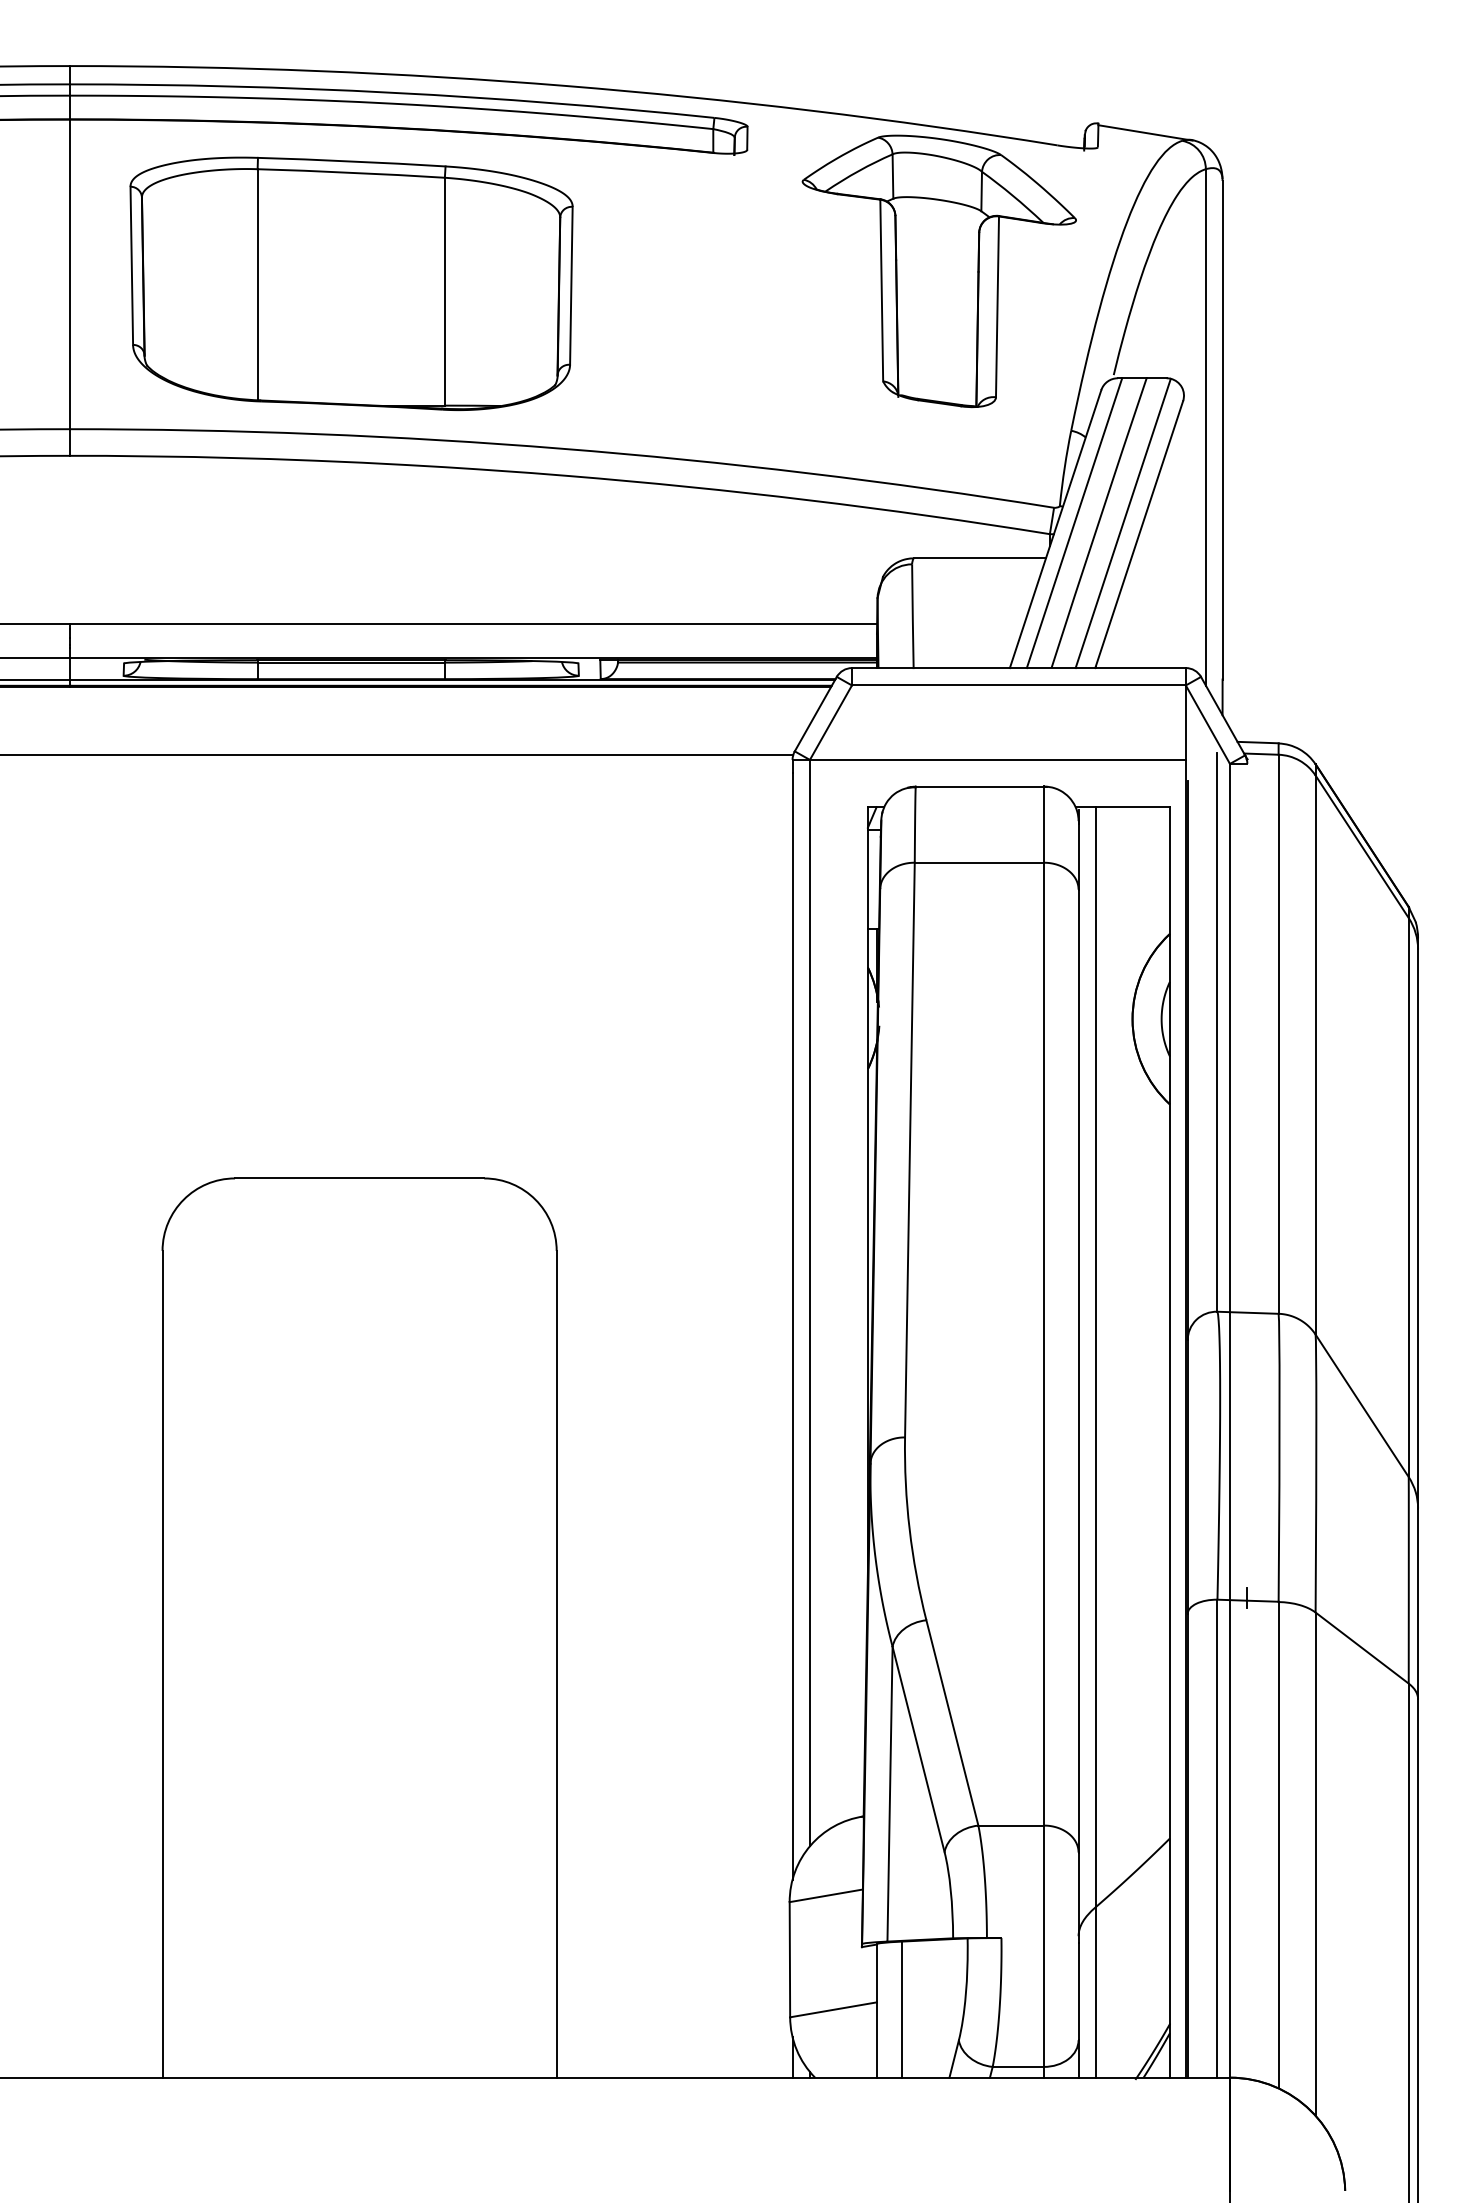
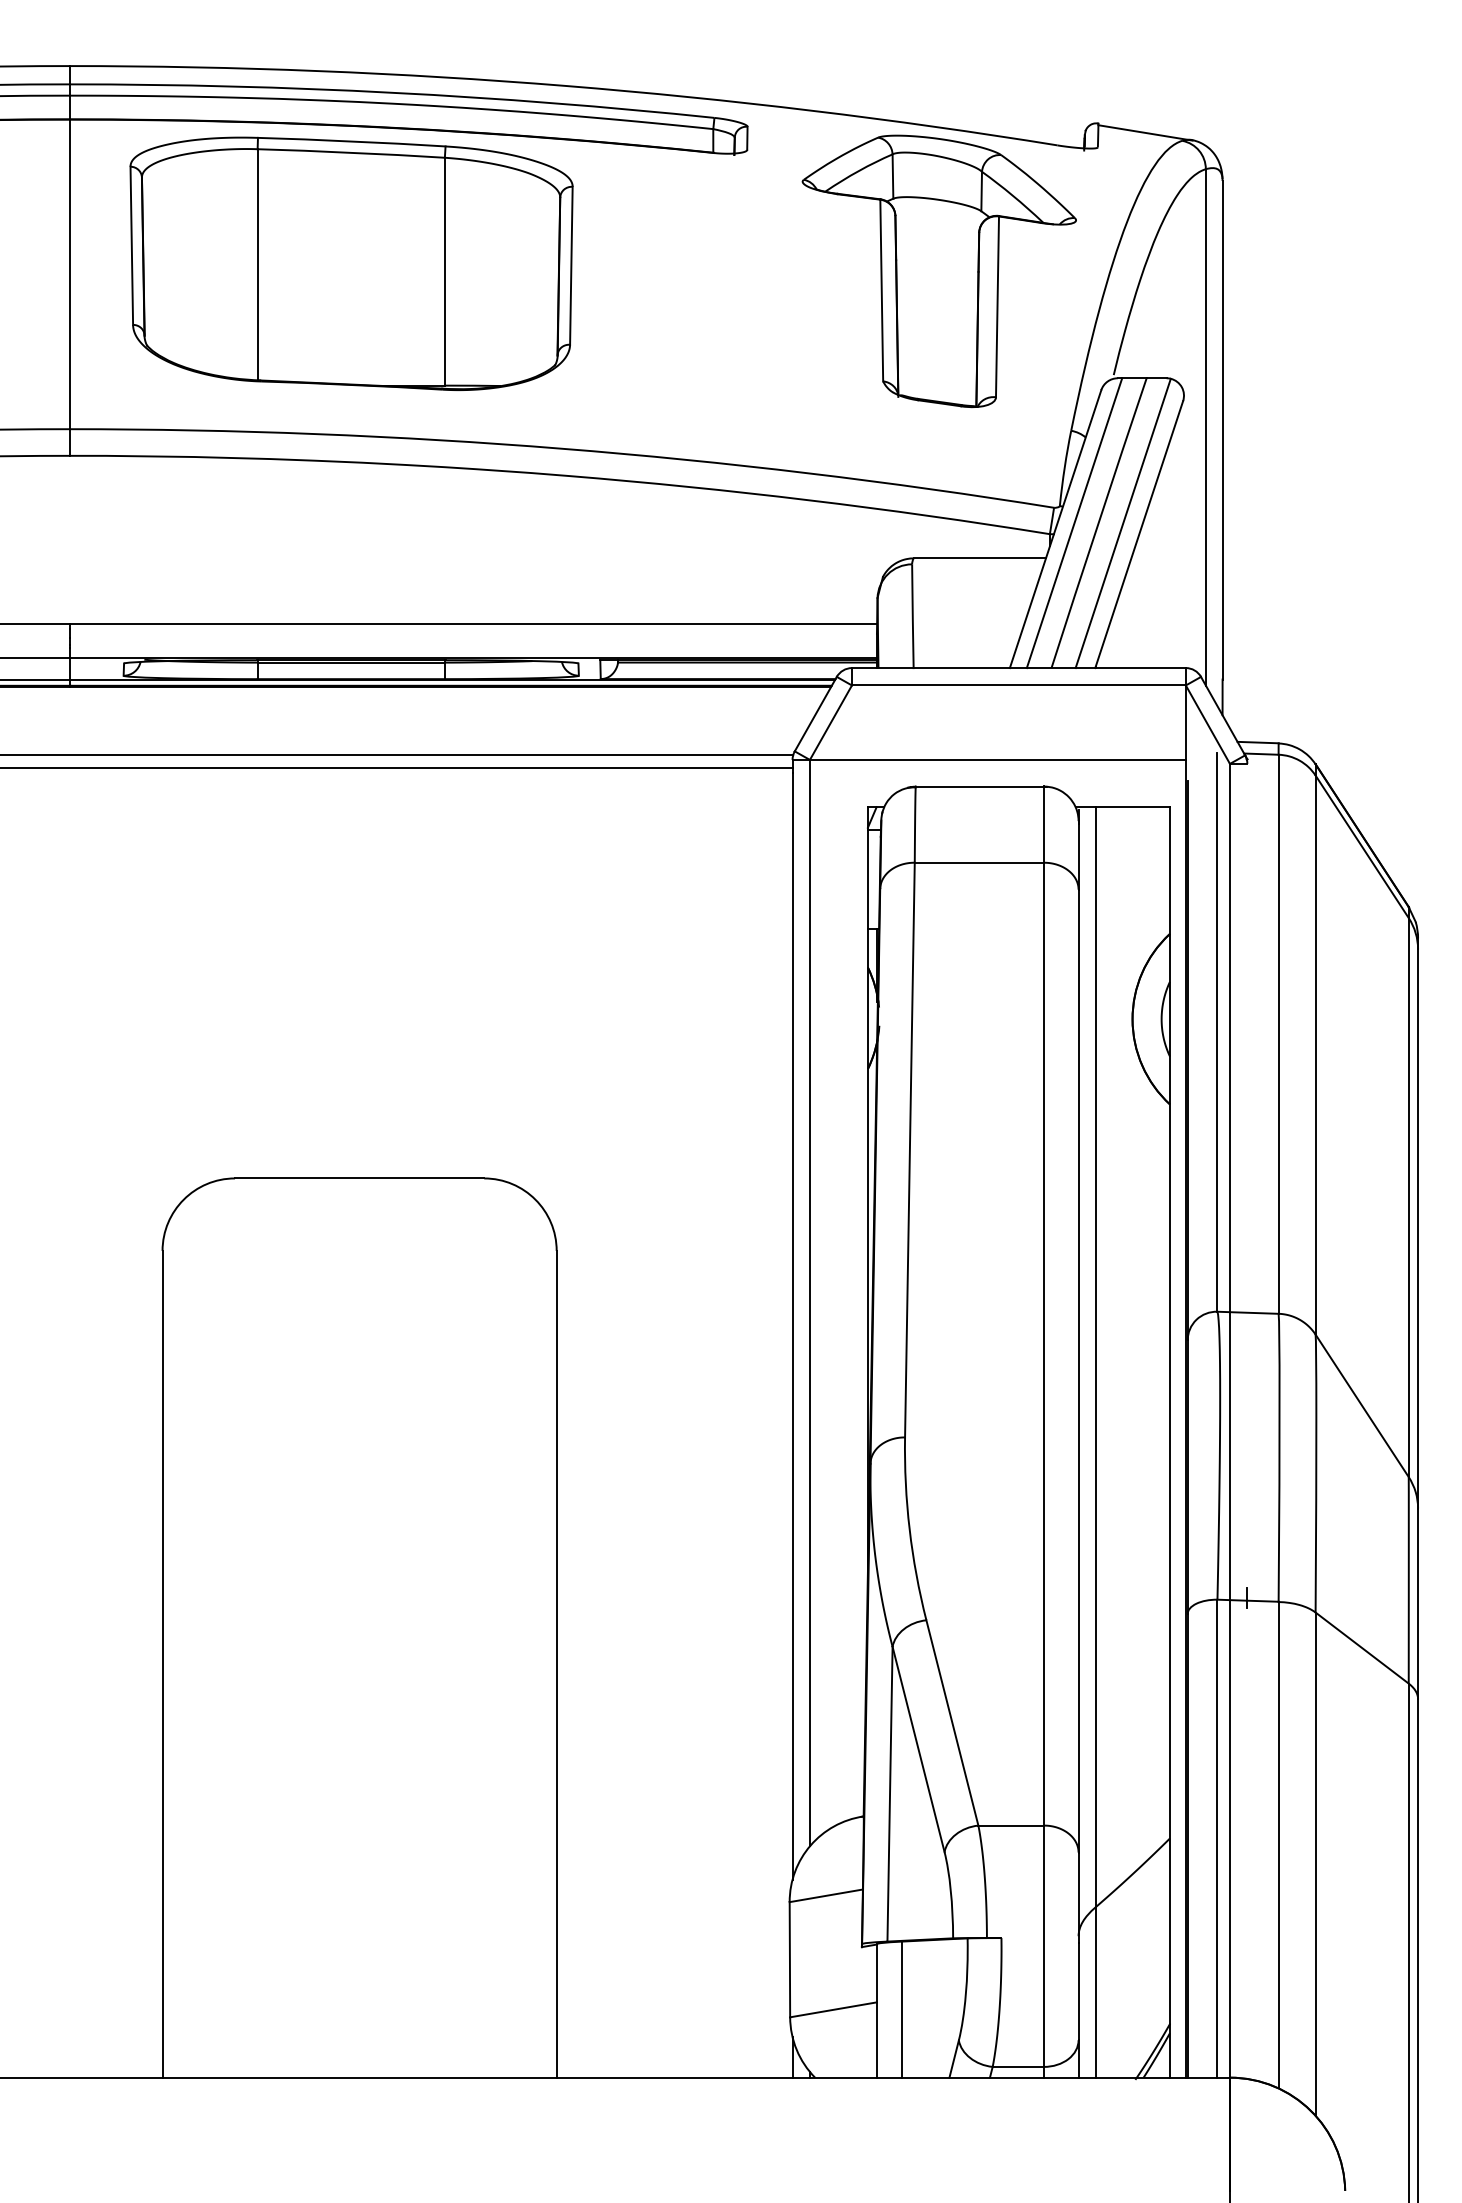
part position: (351, 283) -> (351, 263) (351, 263)
line: none -> present (397, 768)
